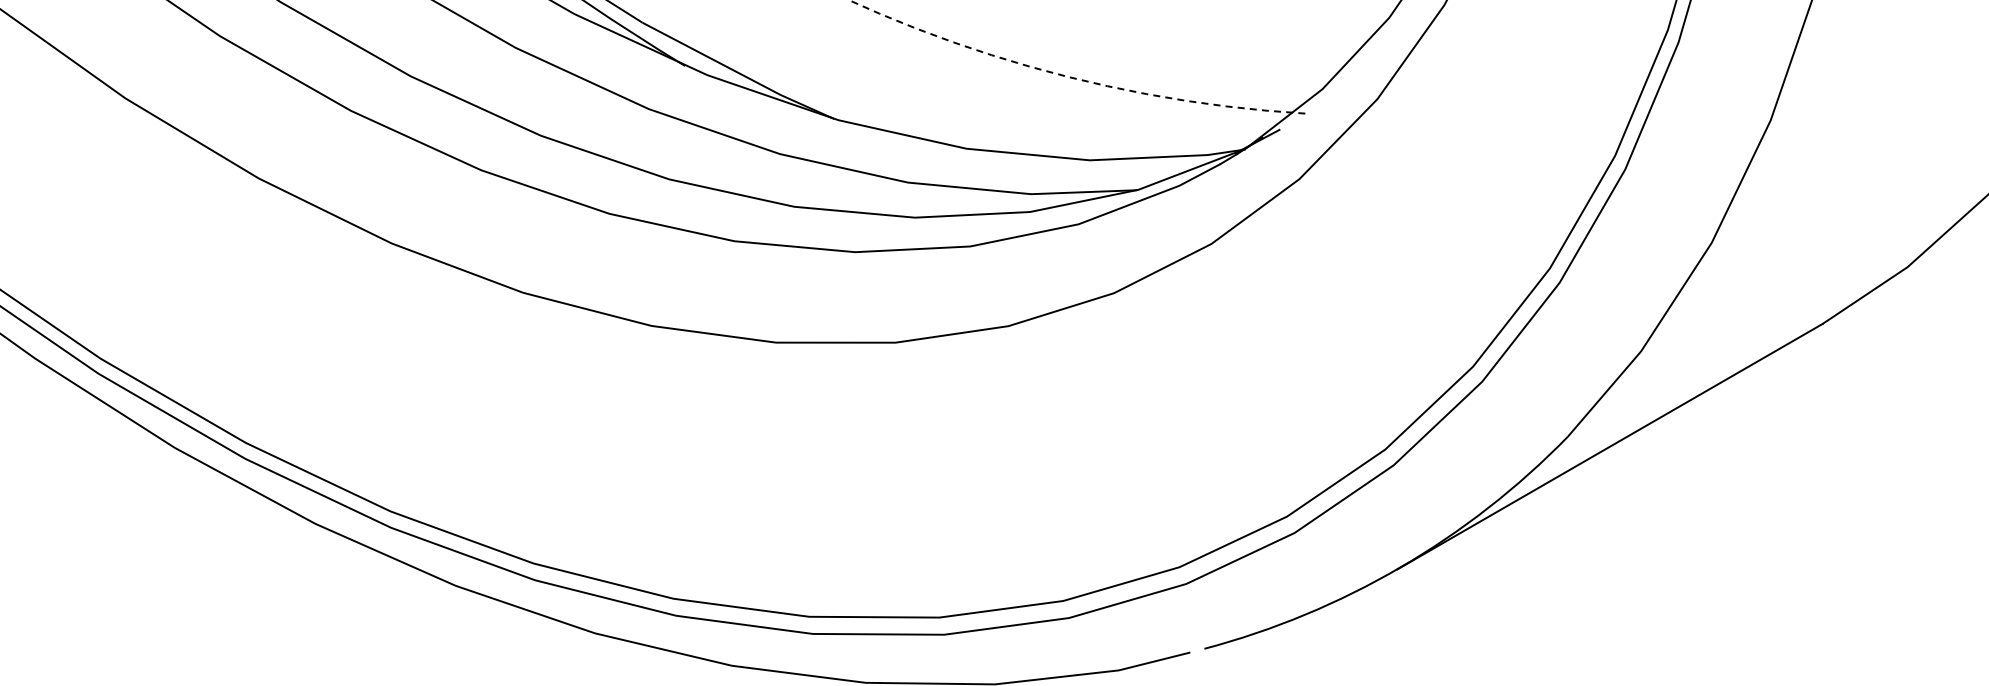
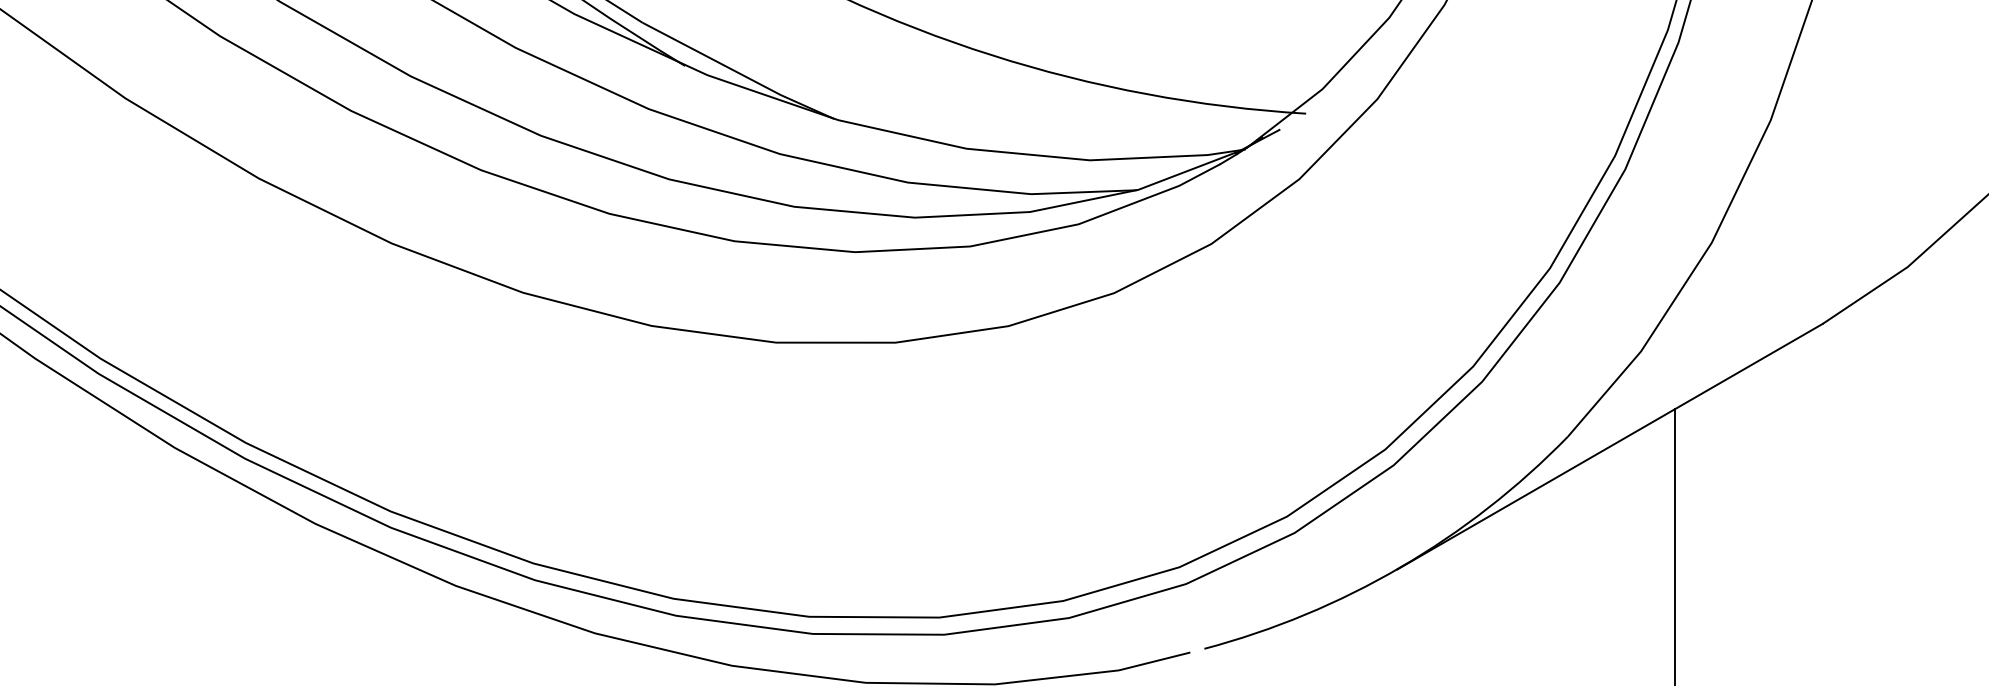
arc: dashed -> solid (1074, 78)
line: none -> present (1674, 545)
